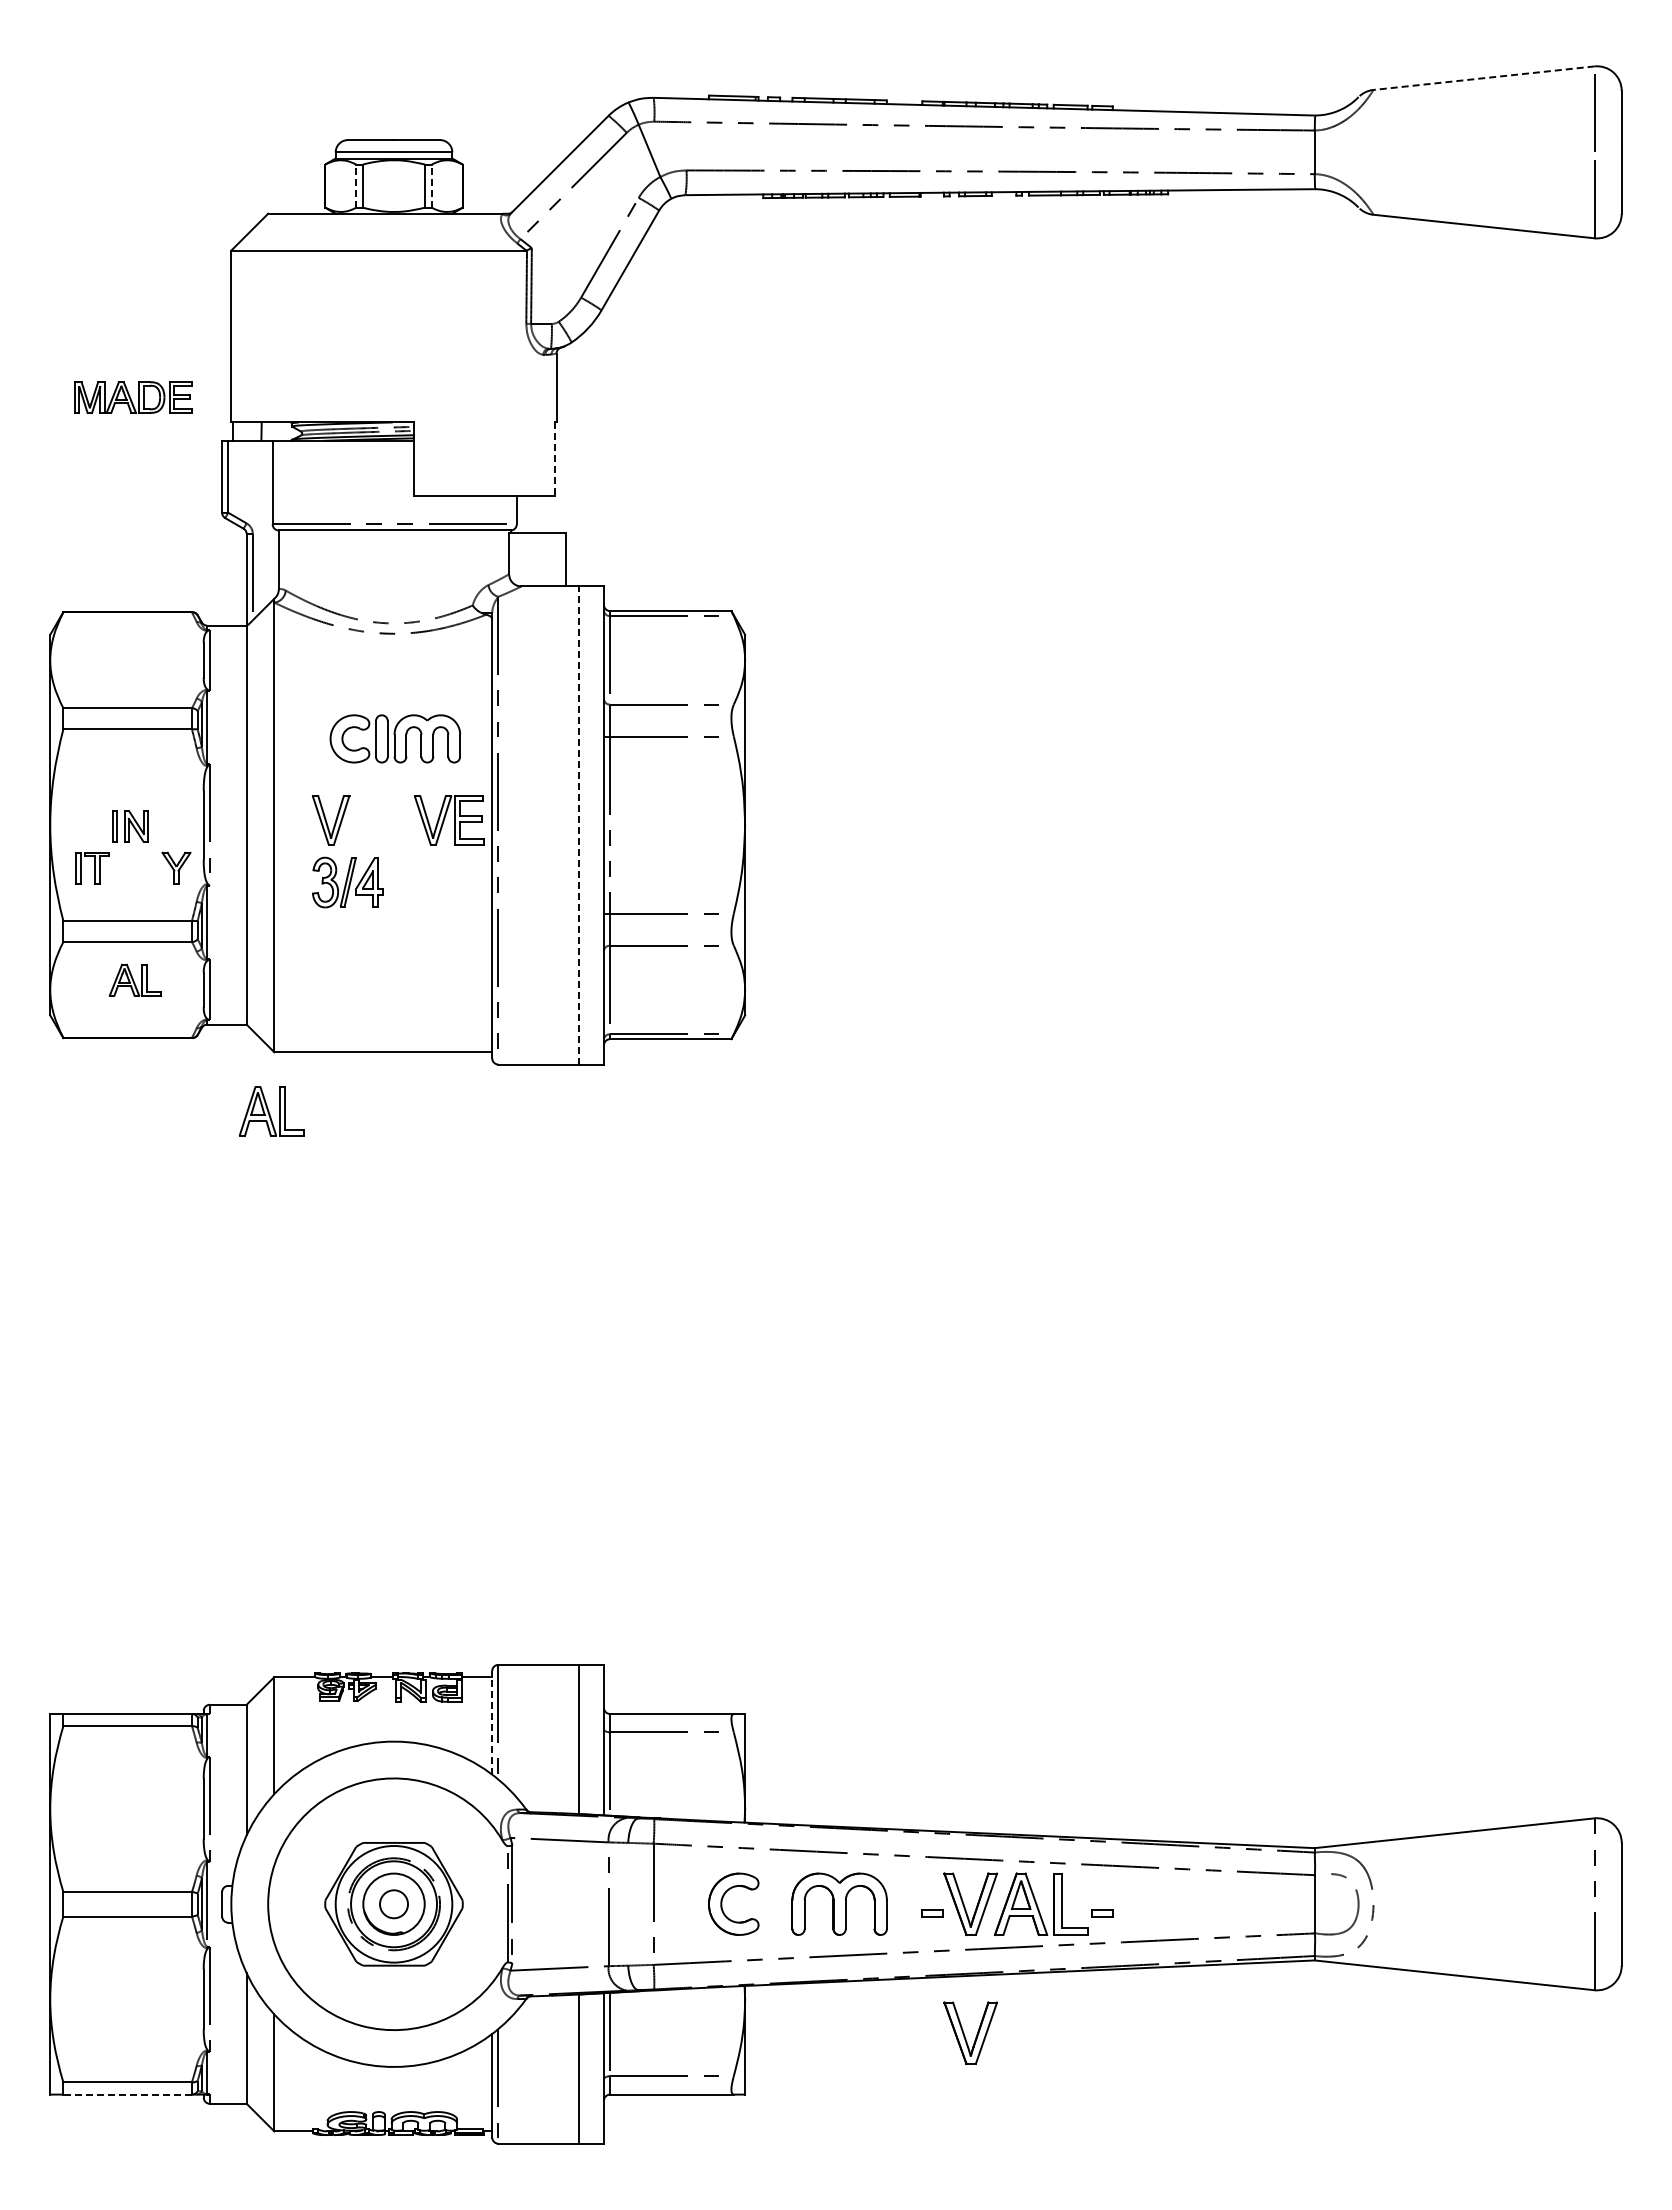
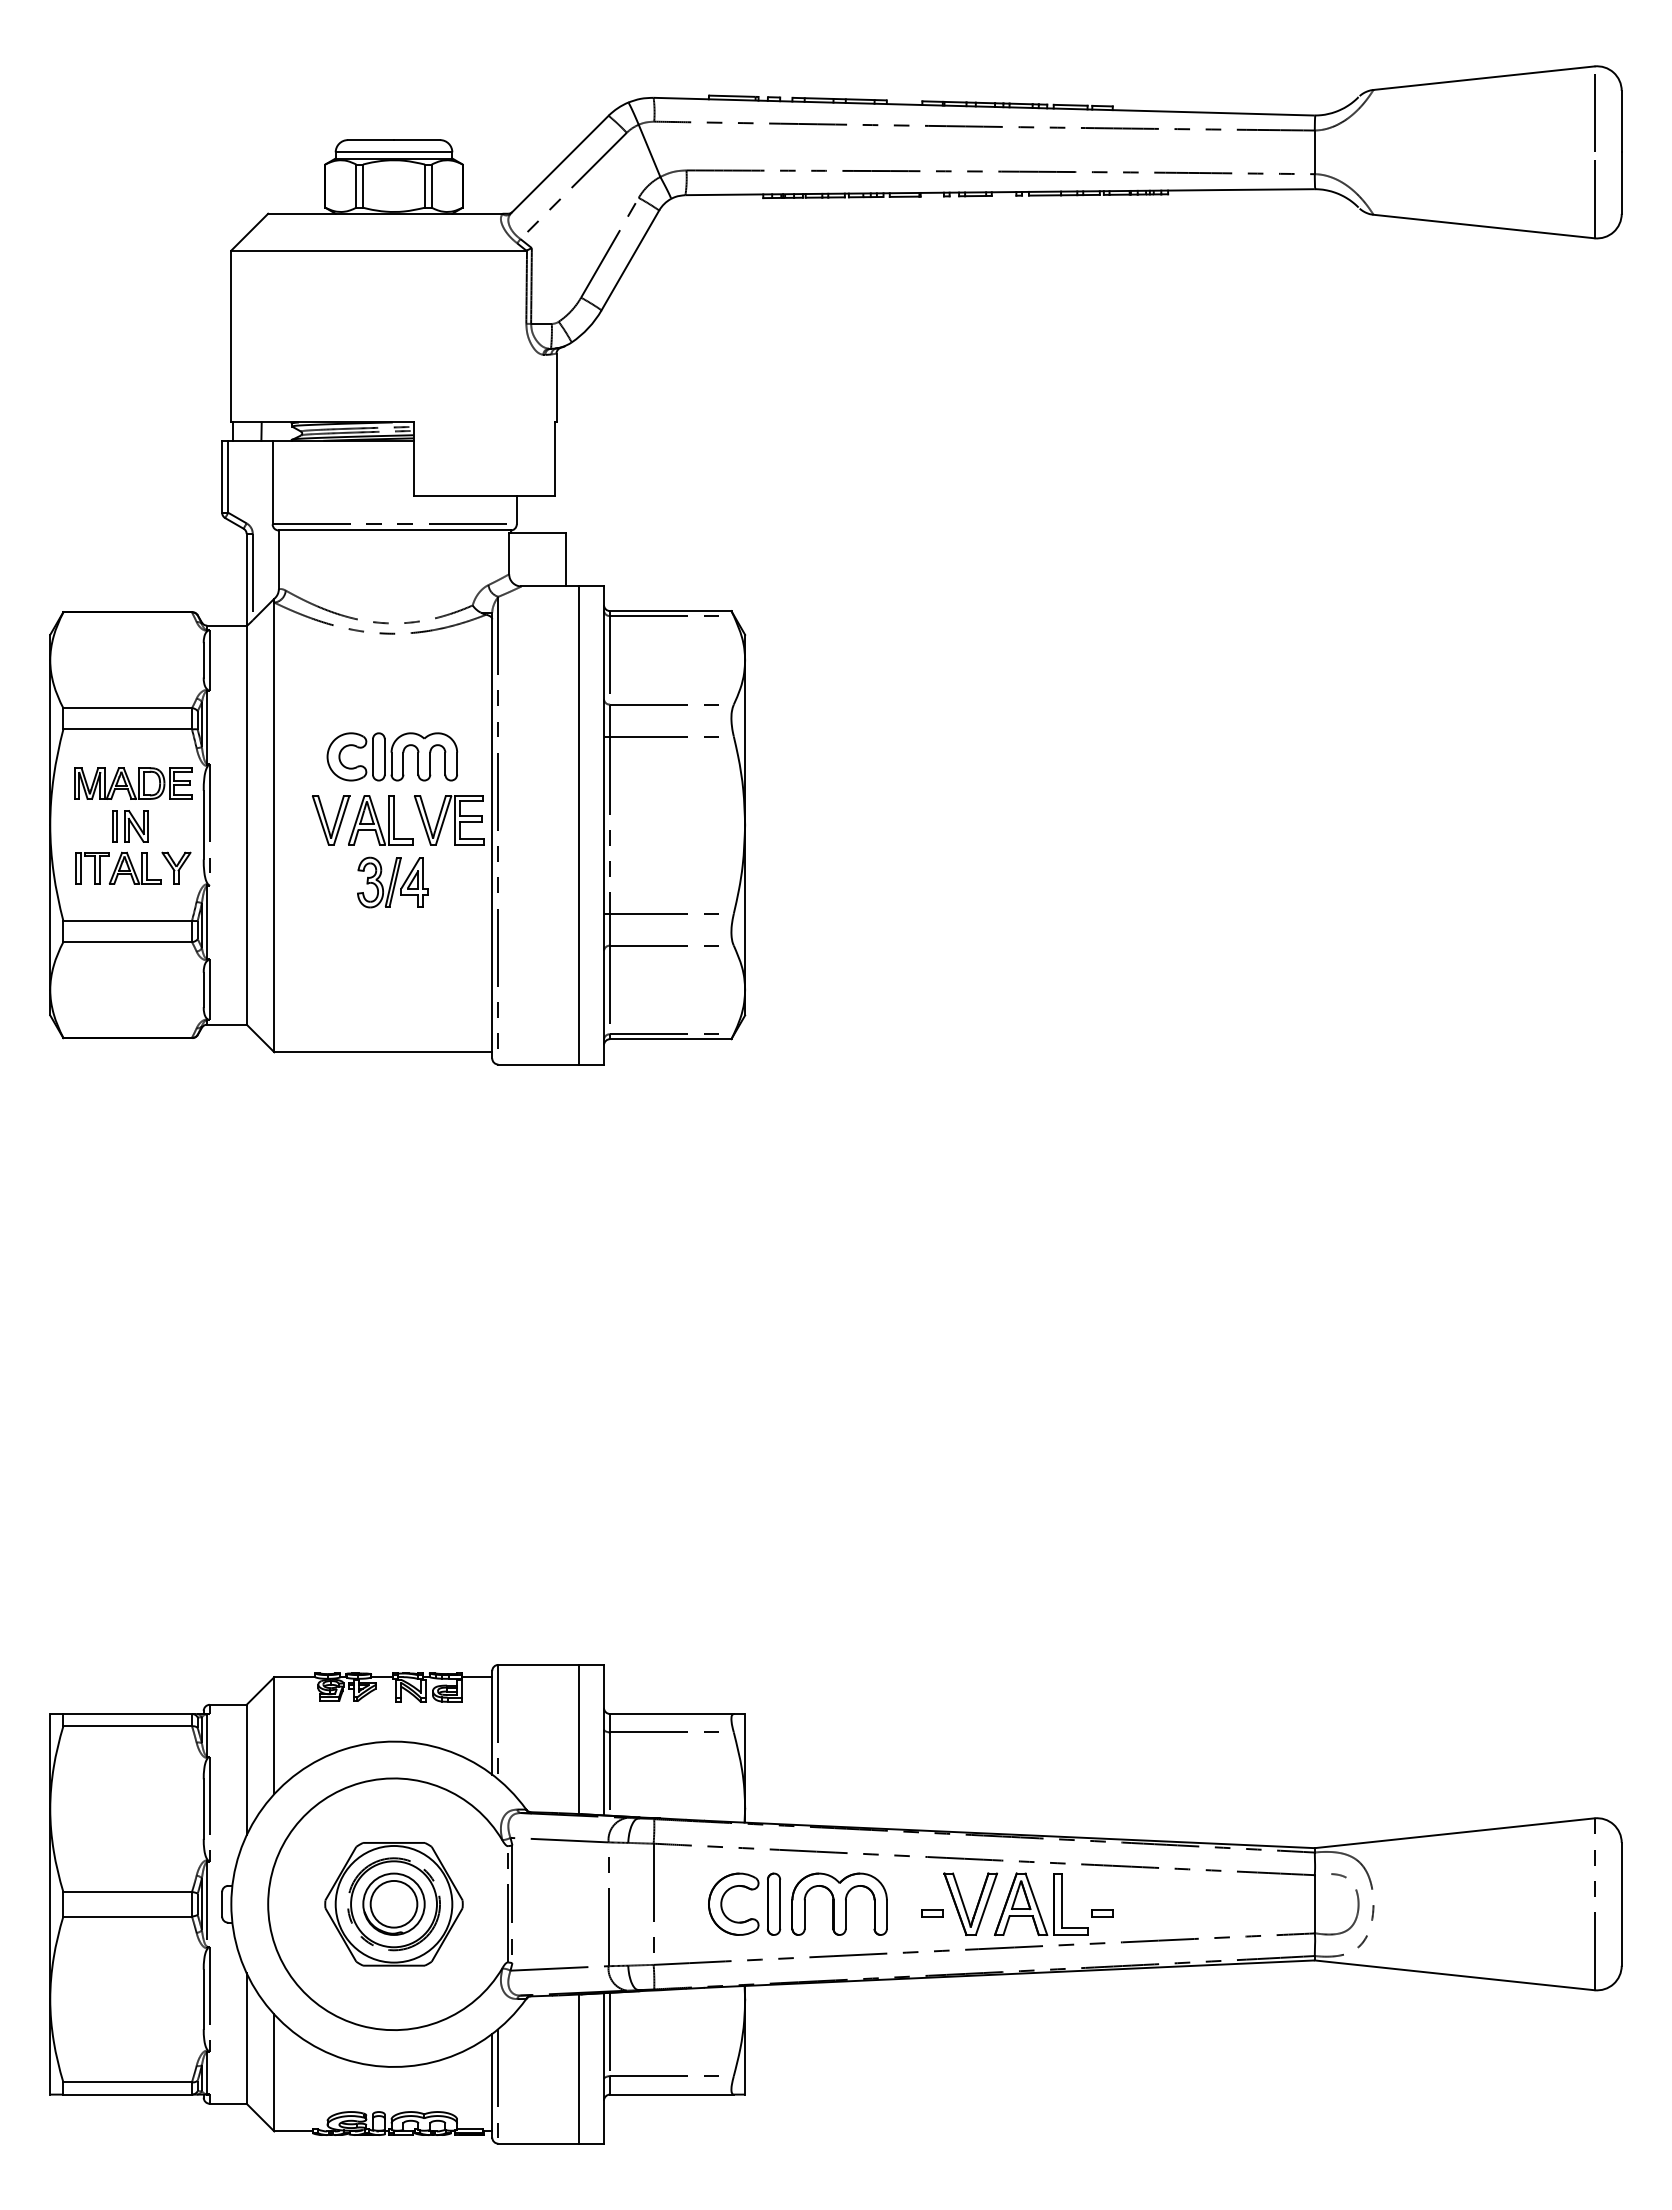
line: dashed -> solid (1483, 78)
line: dashed -> solid (356, 186)
line: dashed -> solid (431, 186)
part position: (133, 397) -> (133, 783) (133, 783)
line: dashed -> solid (555, 459)
part position: (394, 738) -> (391, 756) (391, 756)
line: dashed -> solid (579, 824)
part position: (347, 882) -> (392, 882) (392, 882)
part position: (134, 979) -> (134, 867) (134, 867)
part position: (271, 1111) -> (380, 820) (380, 820)
line: dashed -> solid (492, 1722)
part: none -> present (774, 1903)
circle diameter: 28 px -> 47 px (393, 1903)
part: present -> none (970, 2032)
line: dashed -> solid (127, 2094)
